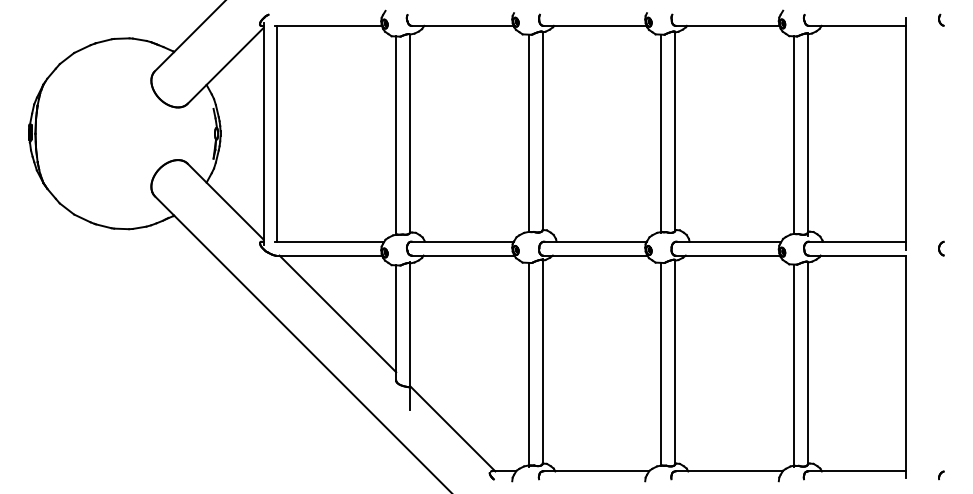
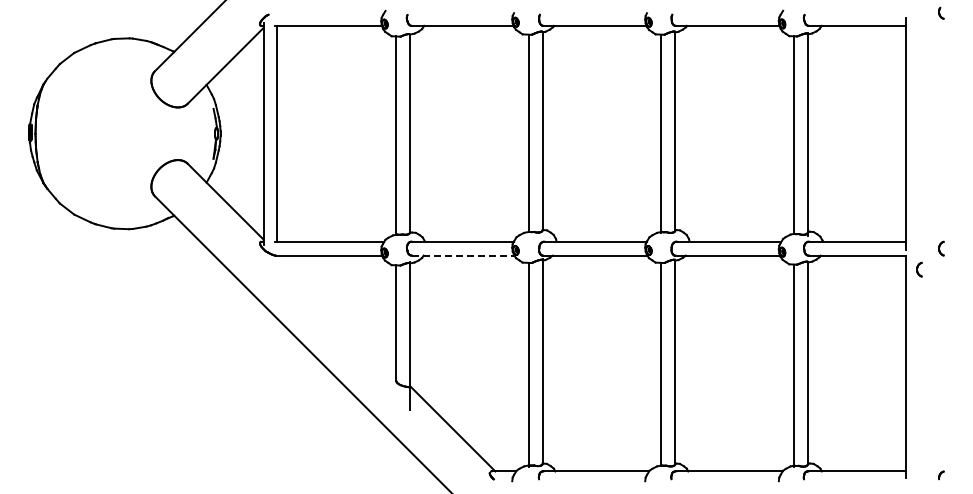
part position: (941, 19) -> (941, 12) (941, 12)
line: solid -> dashed (463, 255)
part: none -> present (919, 269)
line: present -> none (337, 313)
